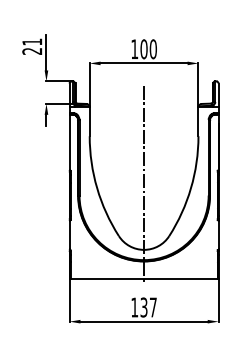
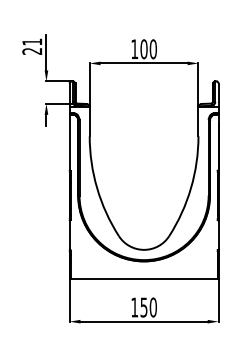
line: present -> none (144, 184)
text: 137 -> 150 (148, 307)
